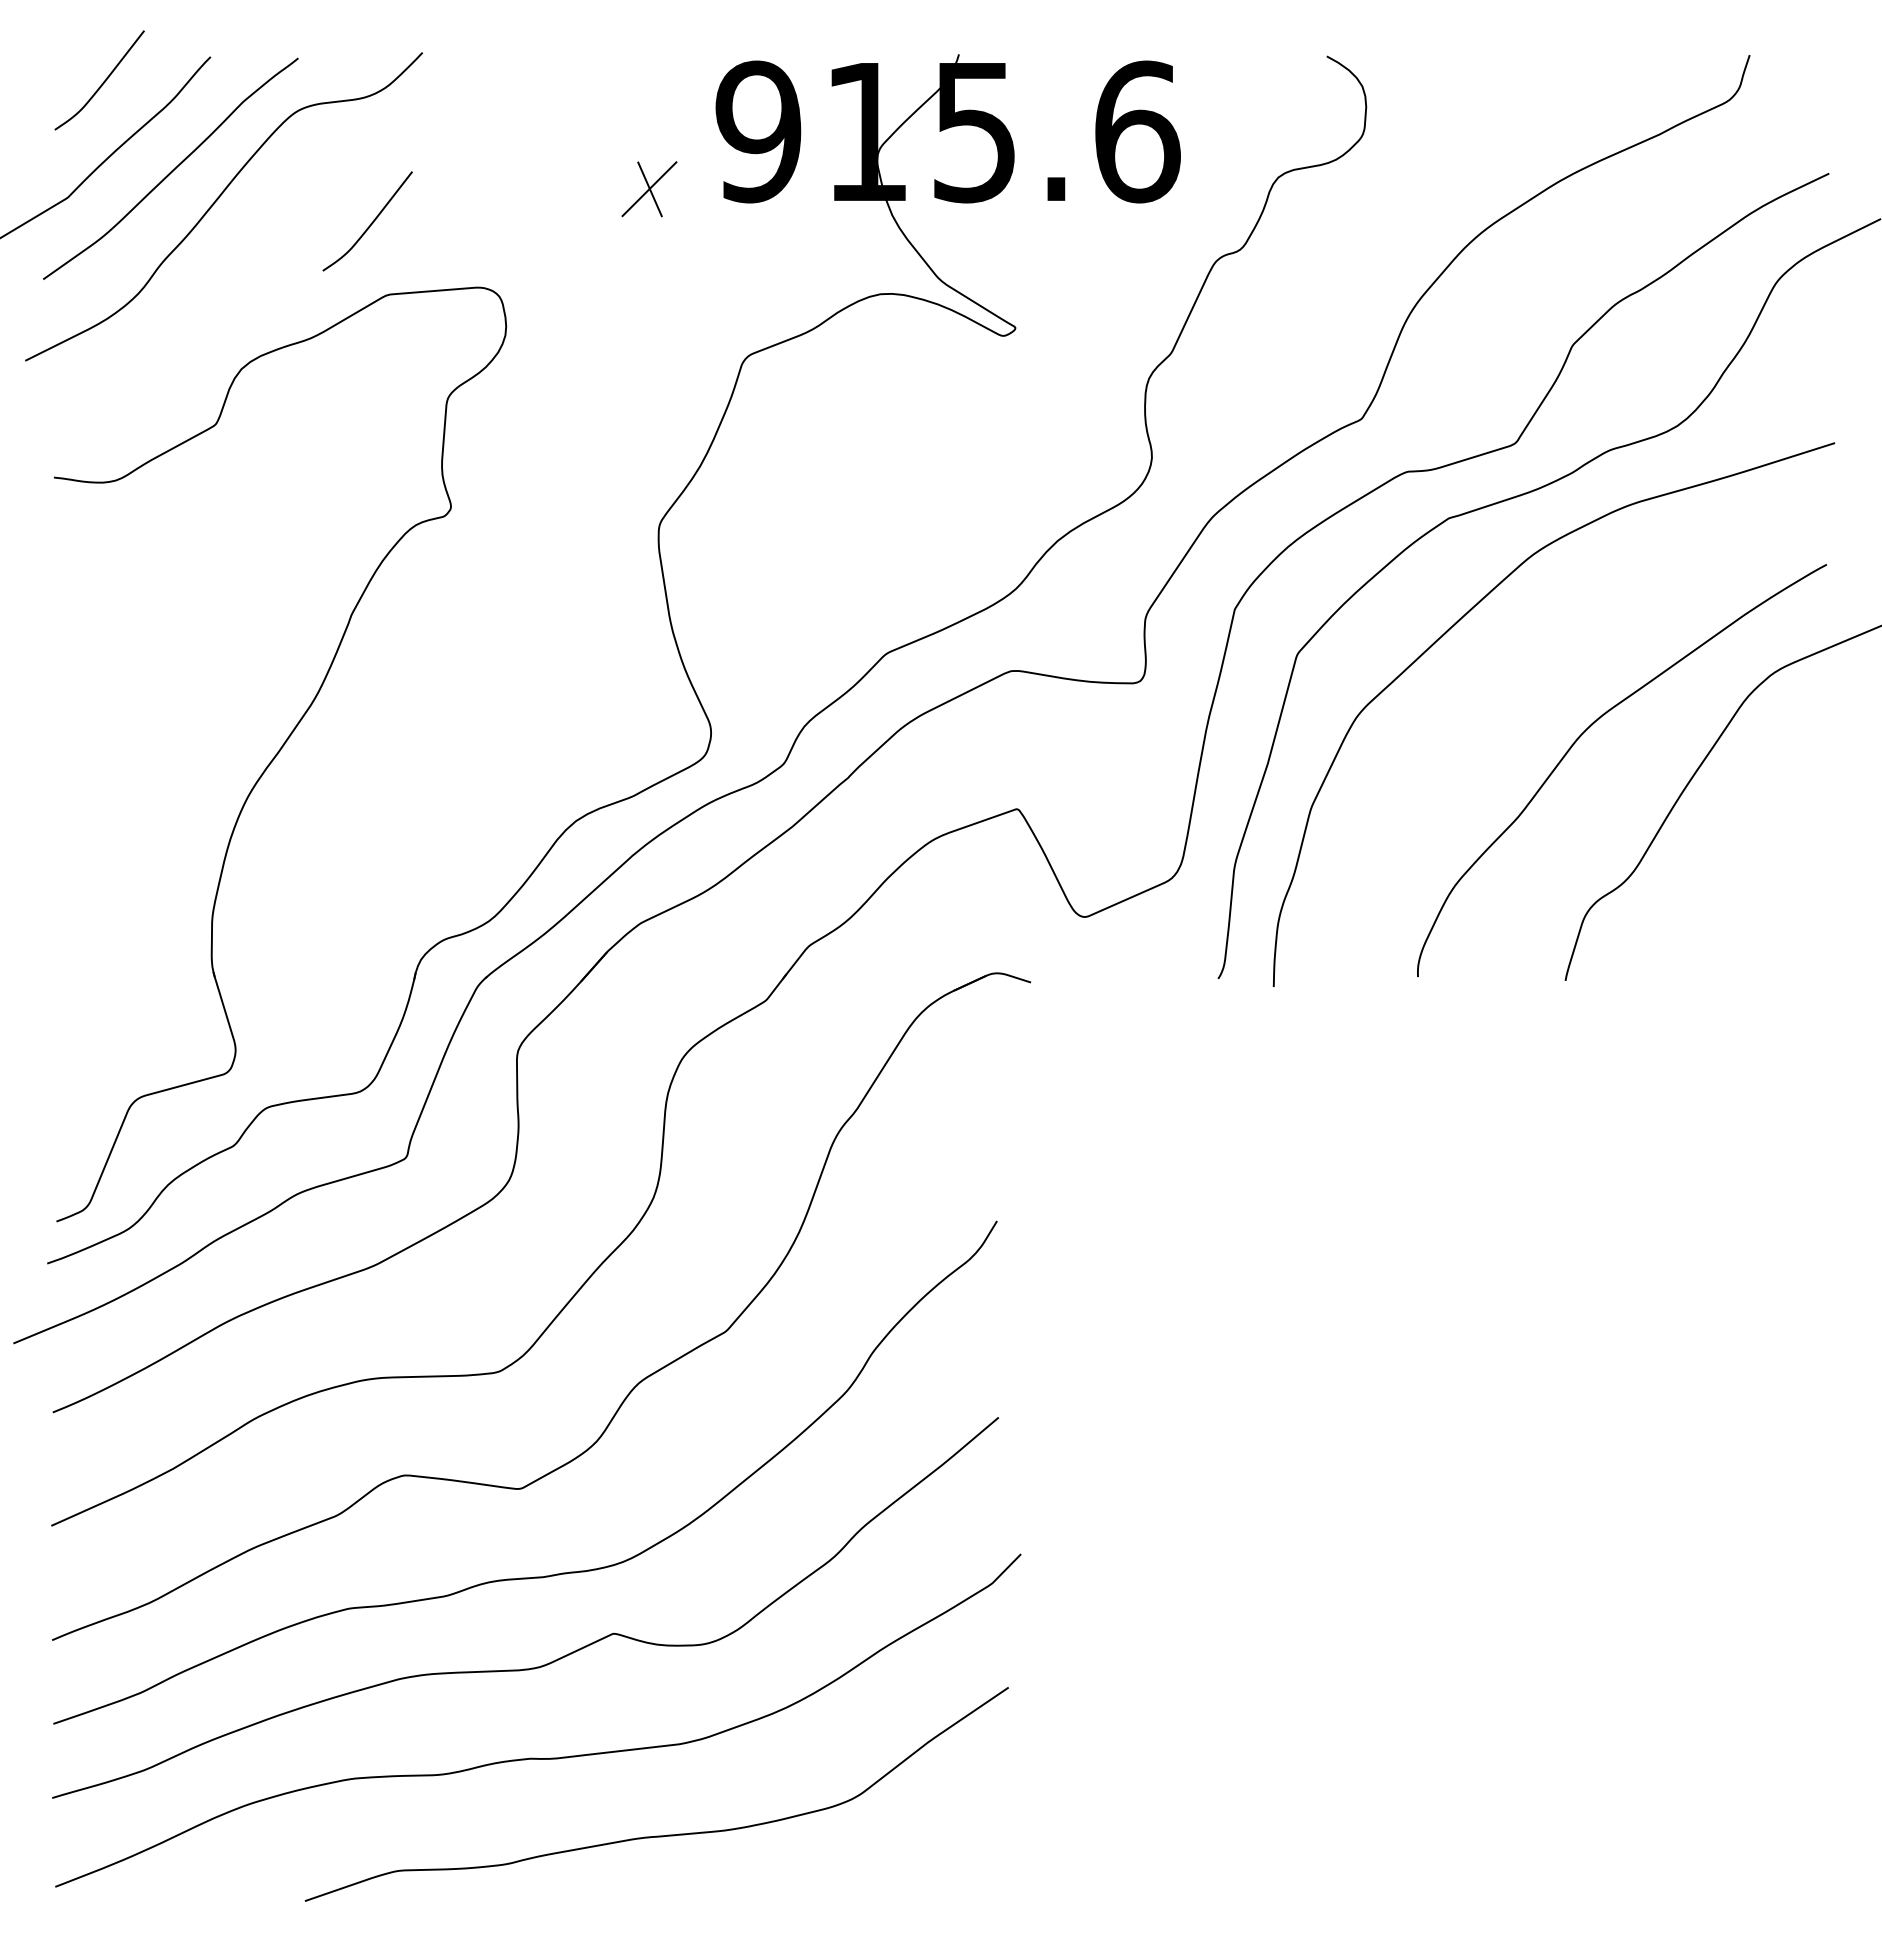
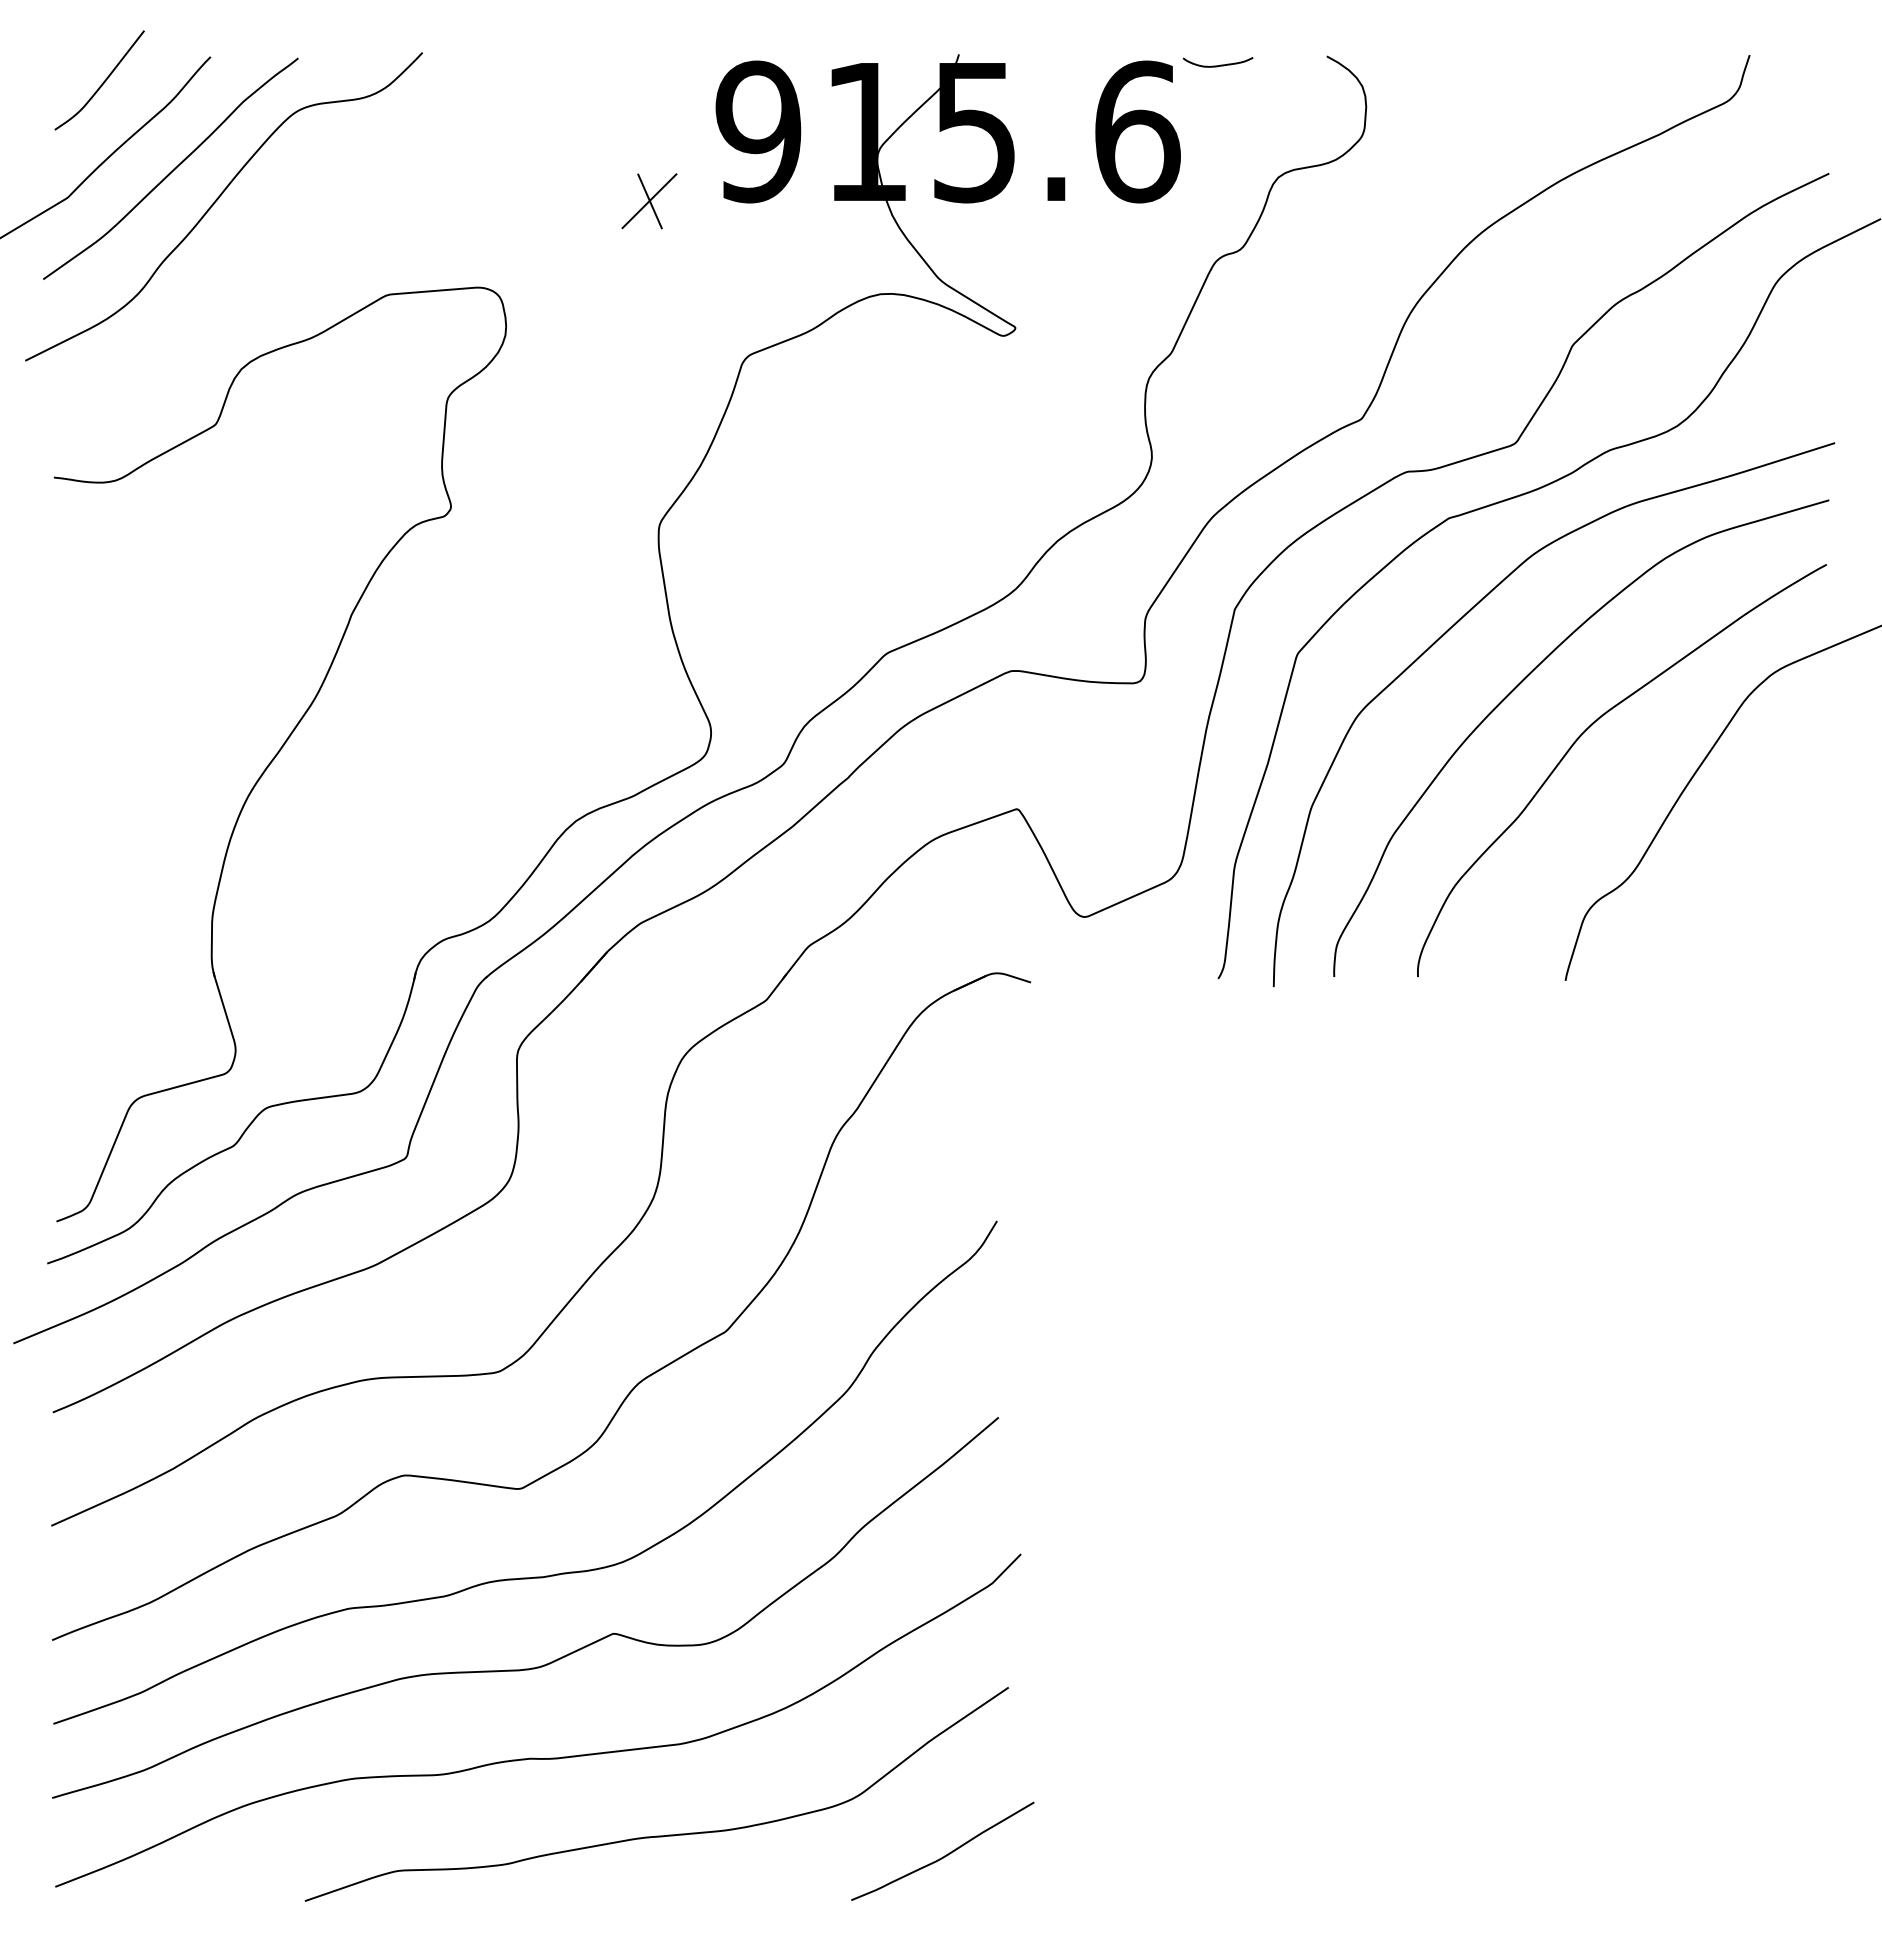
curve: none -> present (1217, 65)
part position: (649, 189) -> (649, 201) (649, 201)
curve: present -> none (370, 223)
curve: none -> present (1524, 680)
curve: none -> present (944, 1855)
